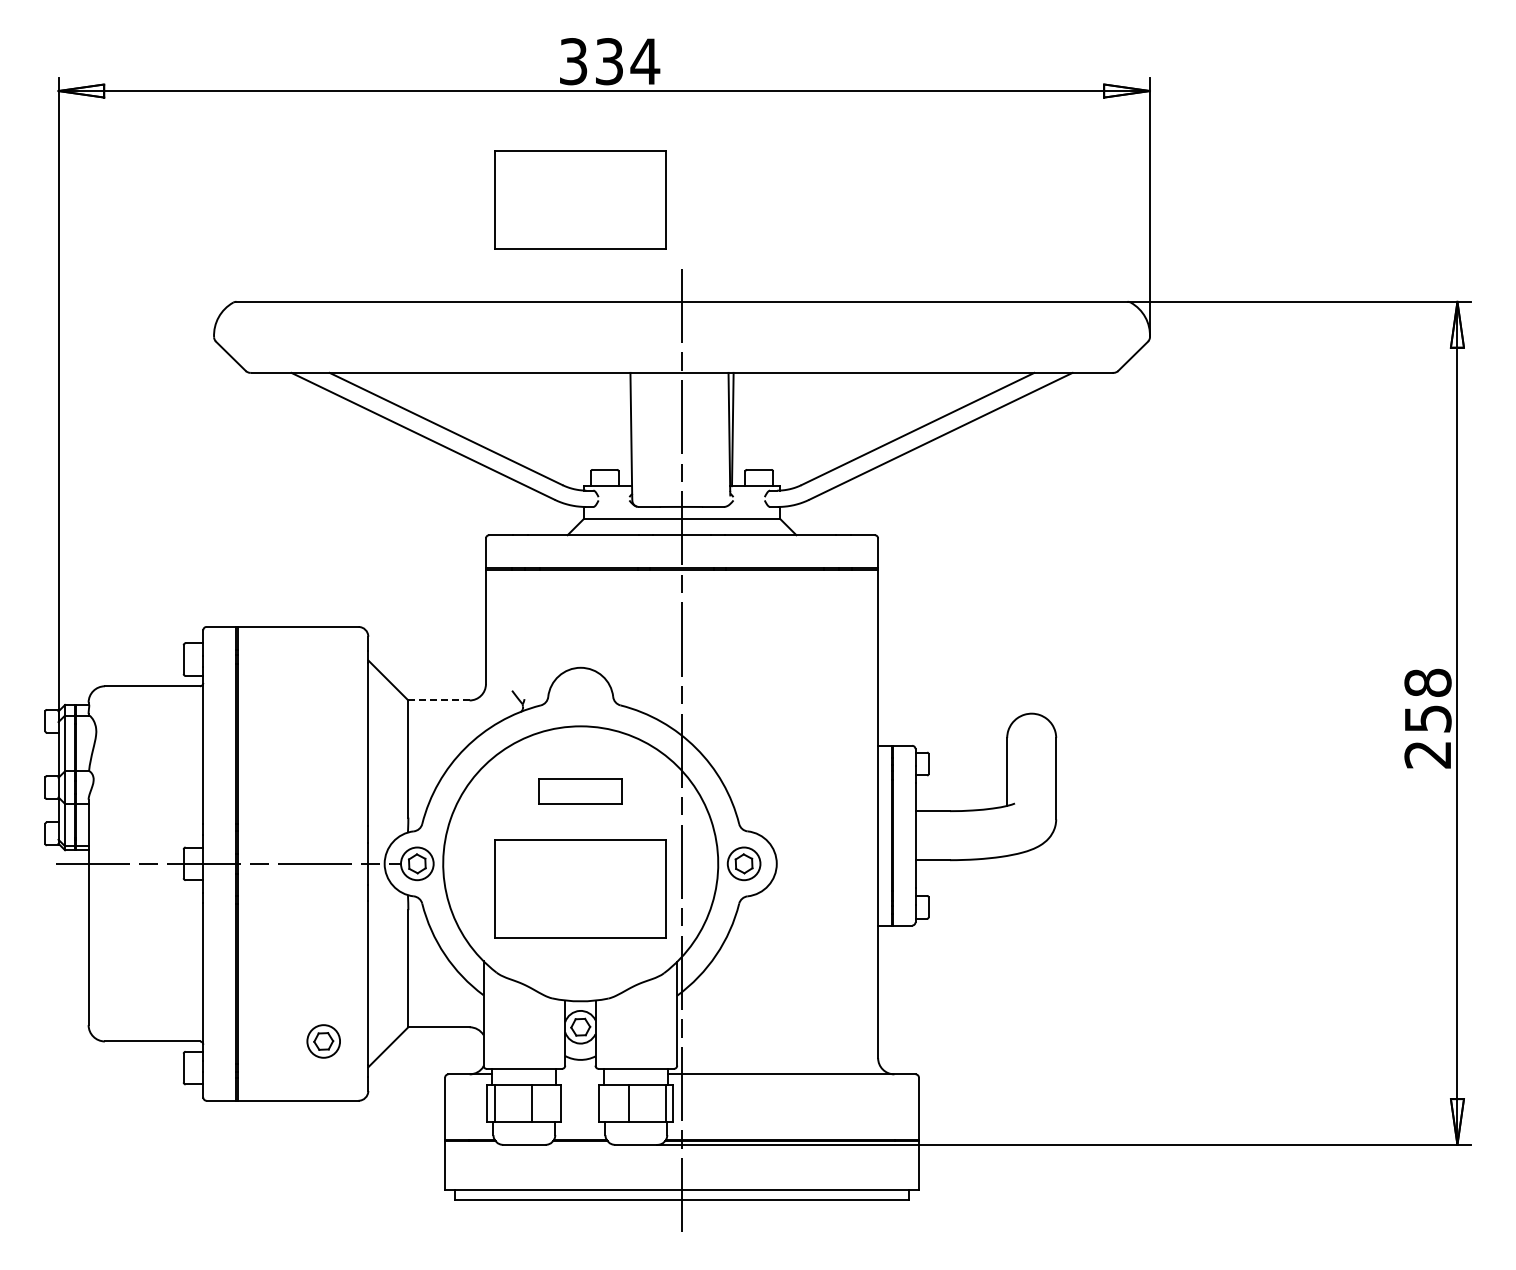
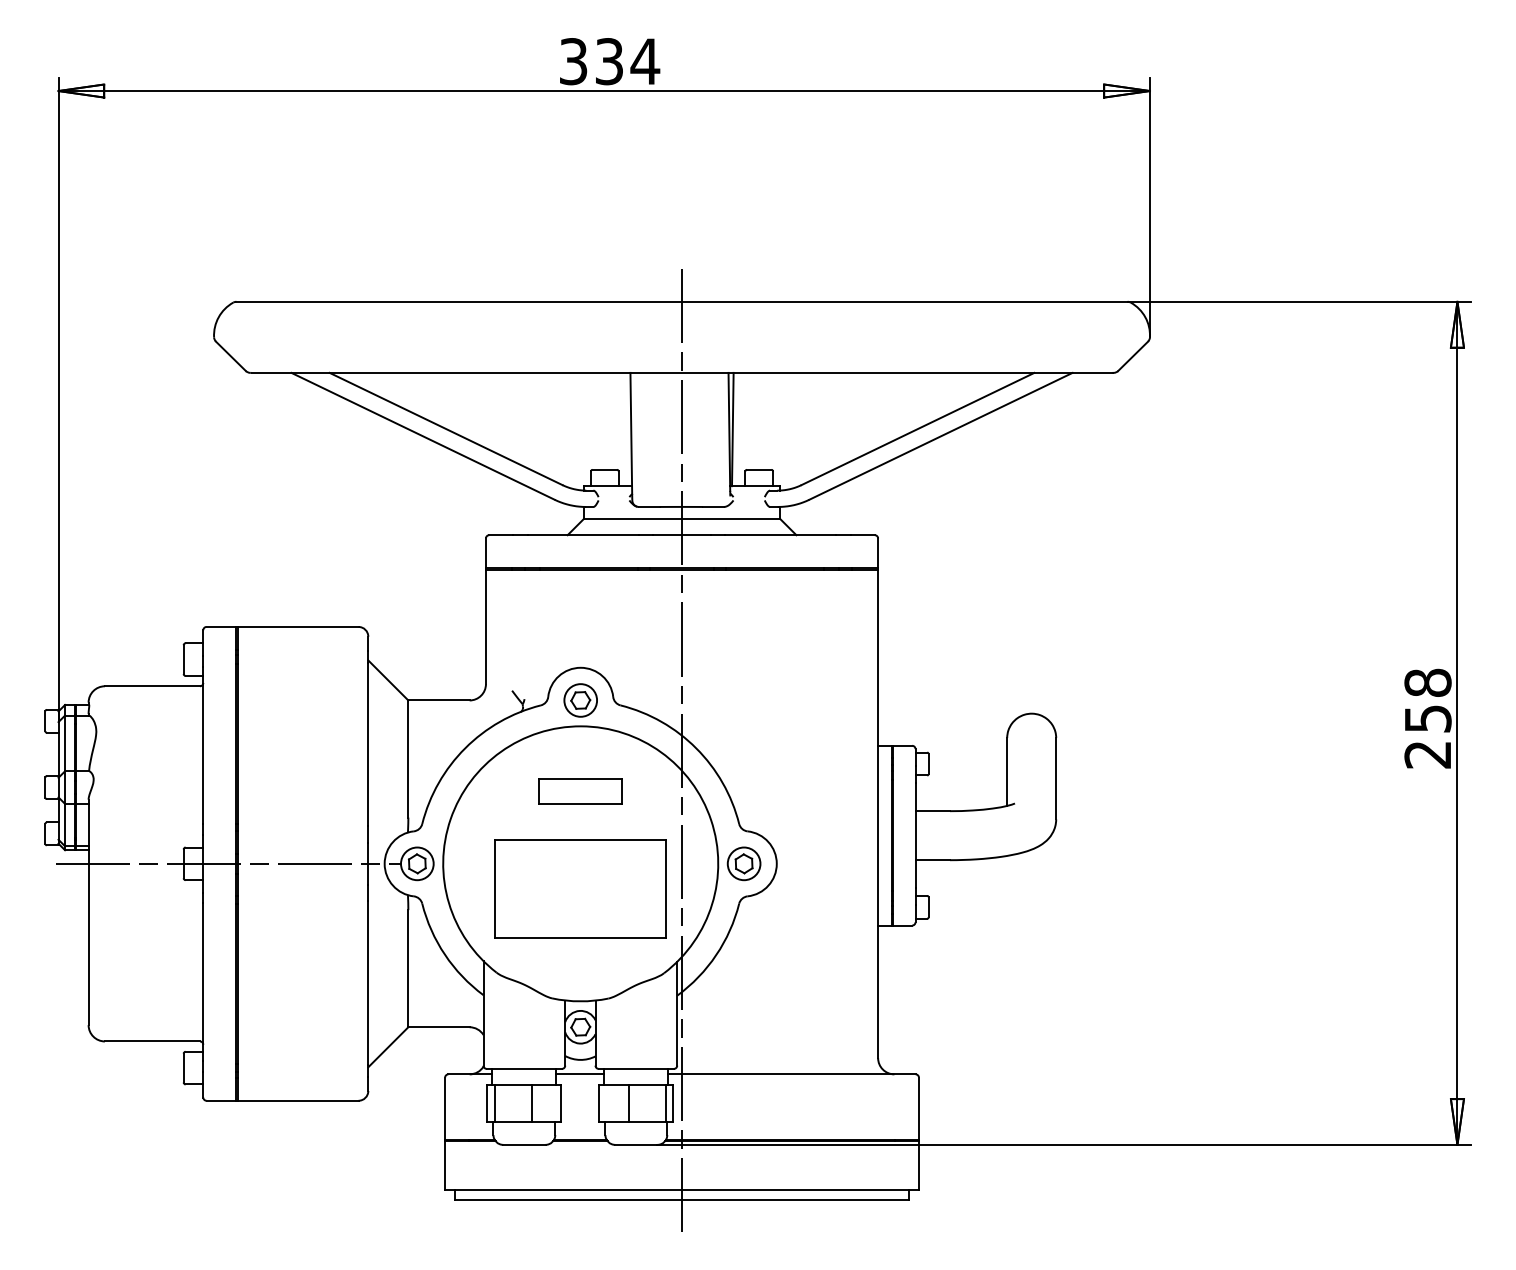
part: present -> none (580, 199)
line: dashed -> solid (439, 700)
part position: (323, 1041) -> (580, 700) (580, 700)
line: none -> present (580, 1074)
